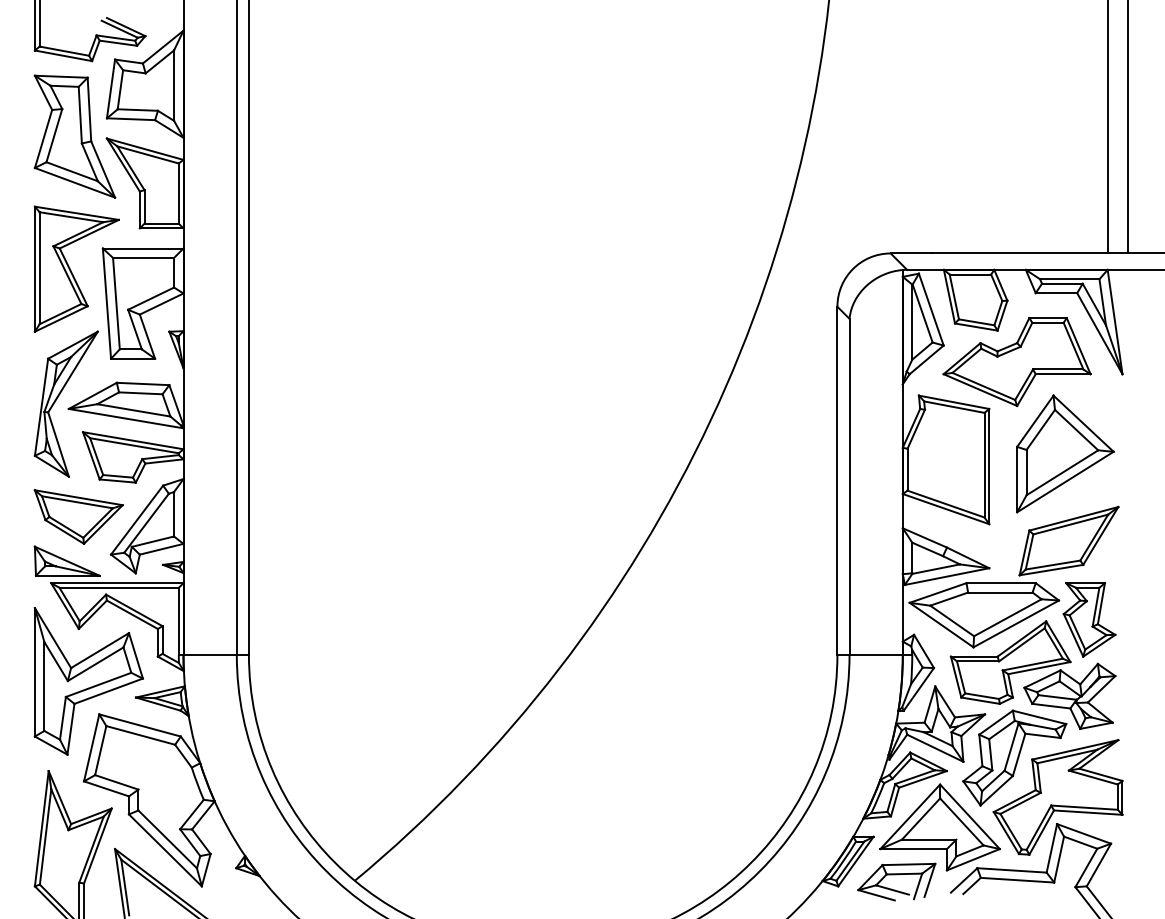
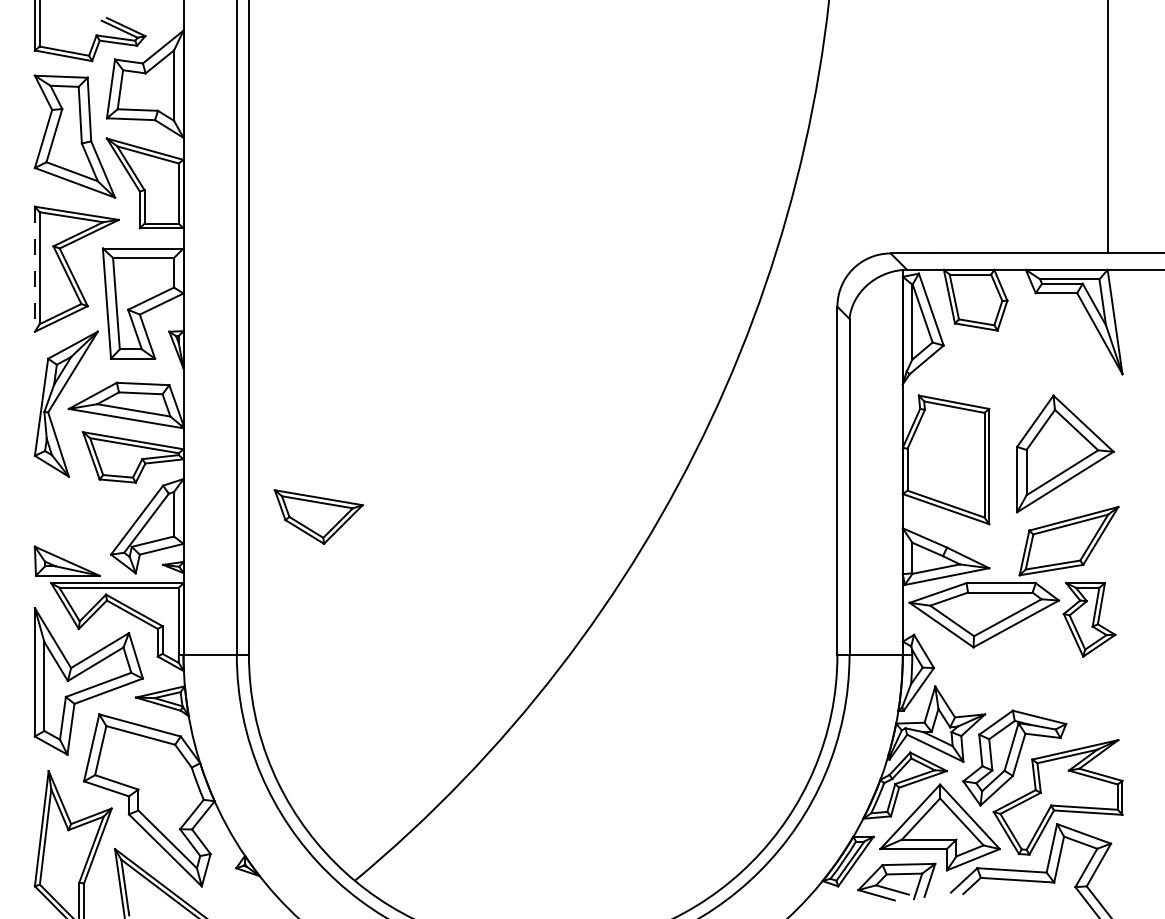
line: present -> none (1128, 127)
line: solid -> dashed (34, 269)
part: present -> none (1016, 362)
part position: (78, 516) -> (318, 516) (318, 516)
part: present -> none (1032, 674)
